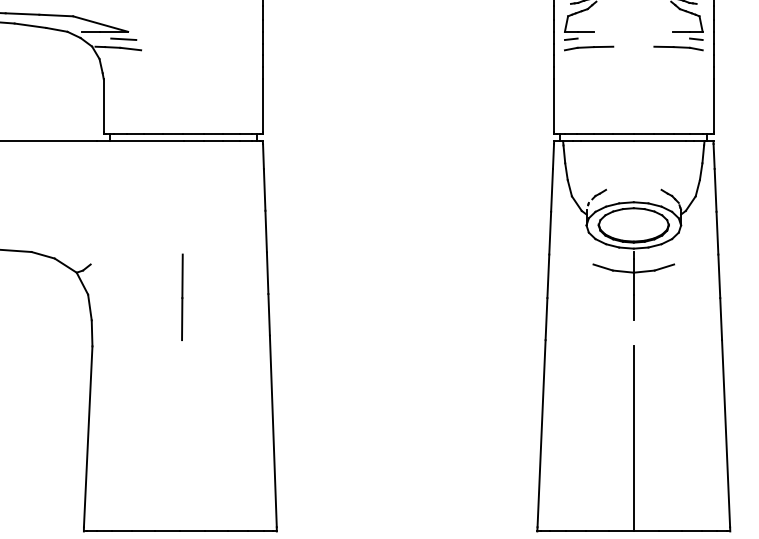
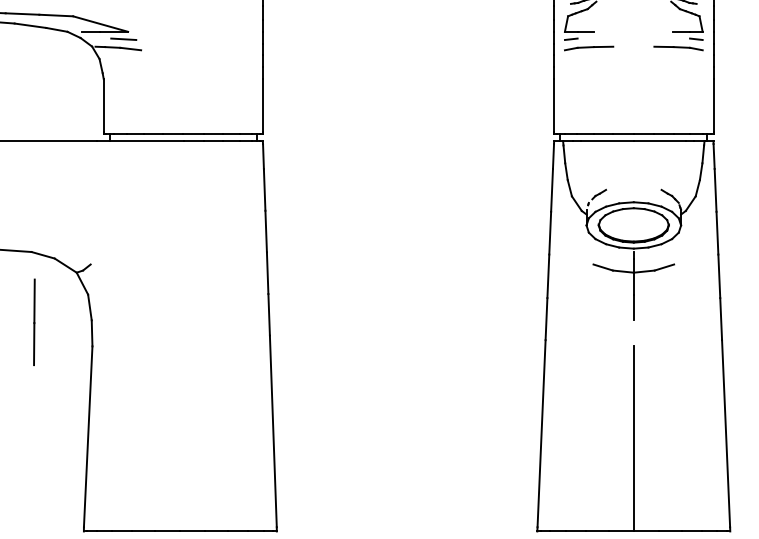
line position: (182, 296) -> (34, 321) (34, 321)
